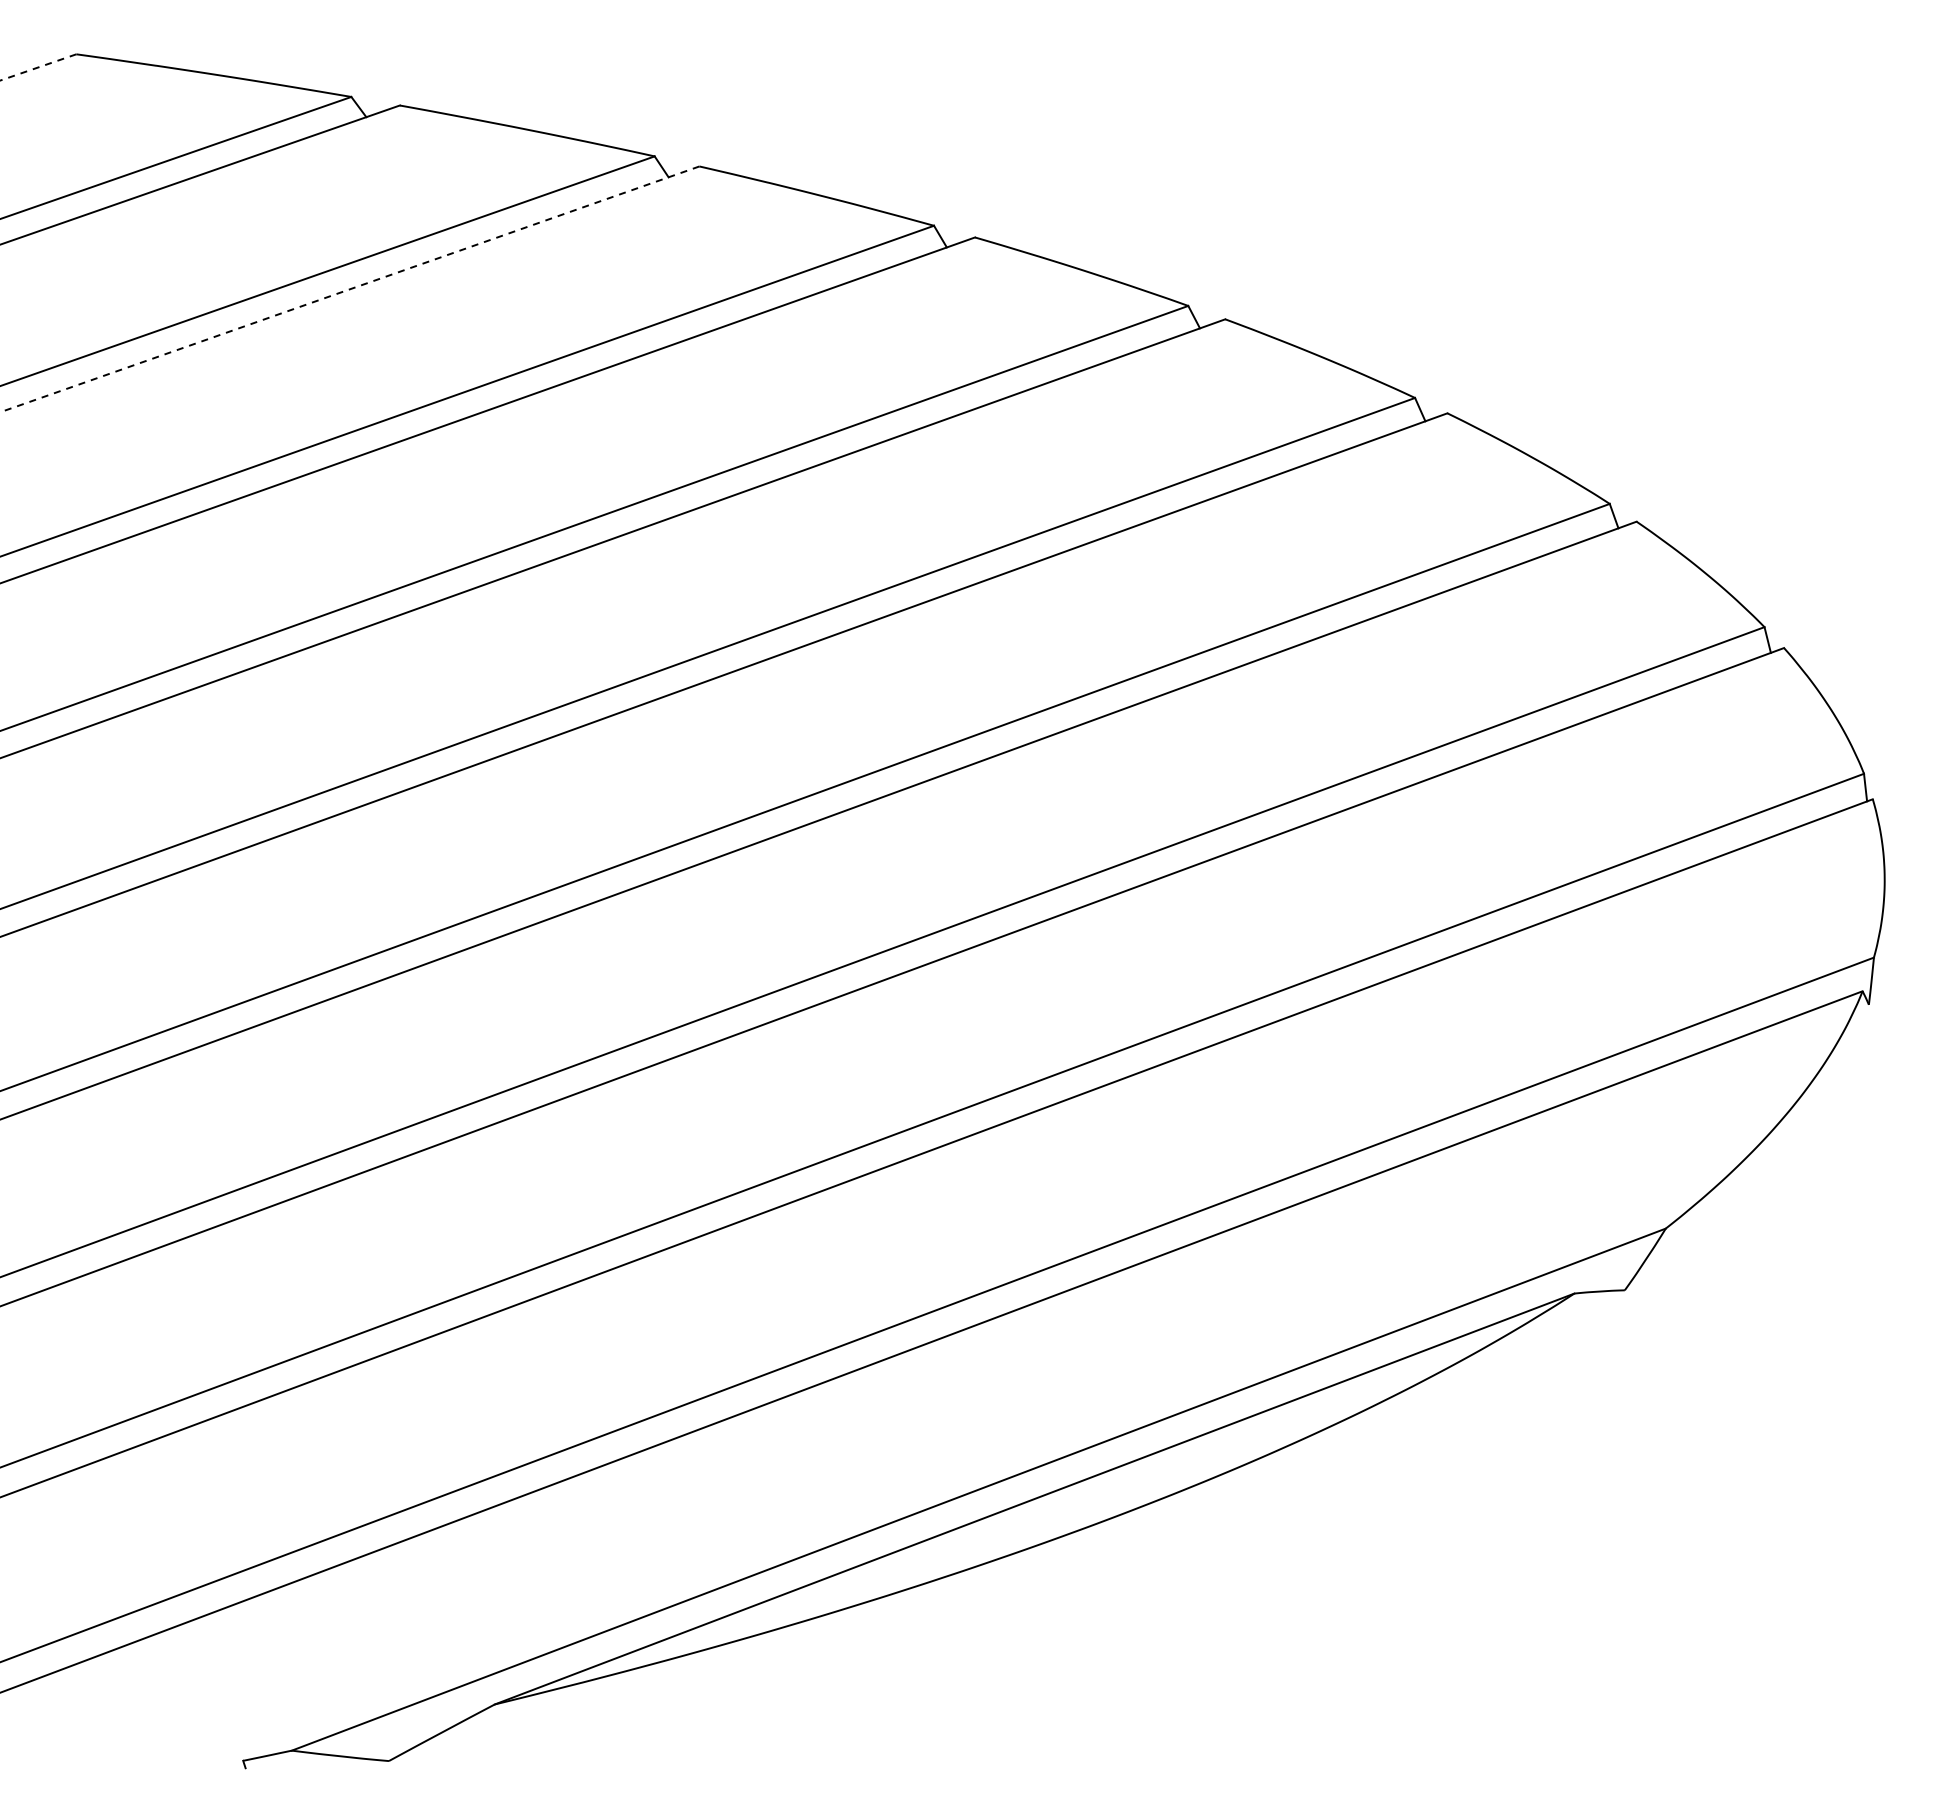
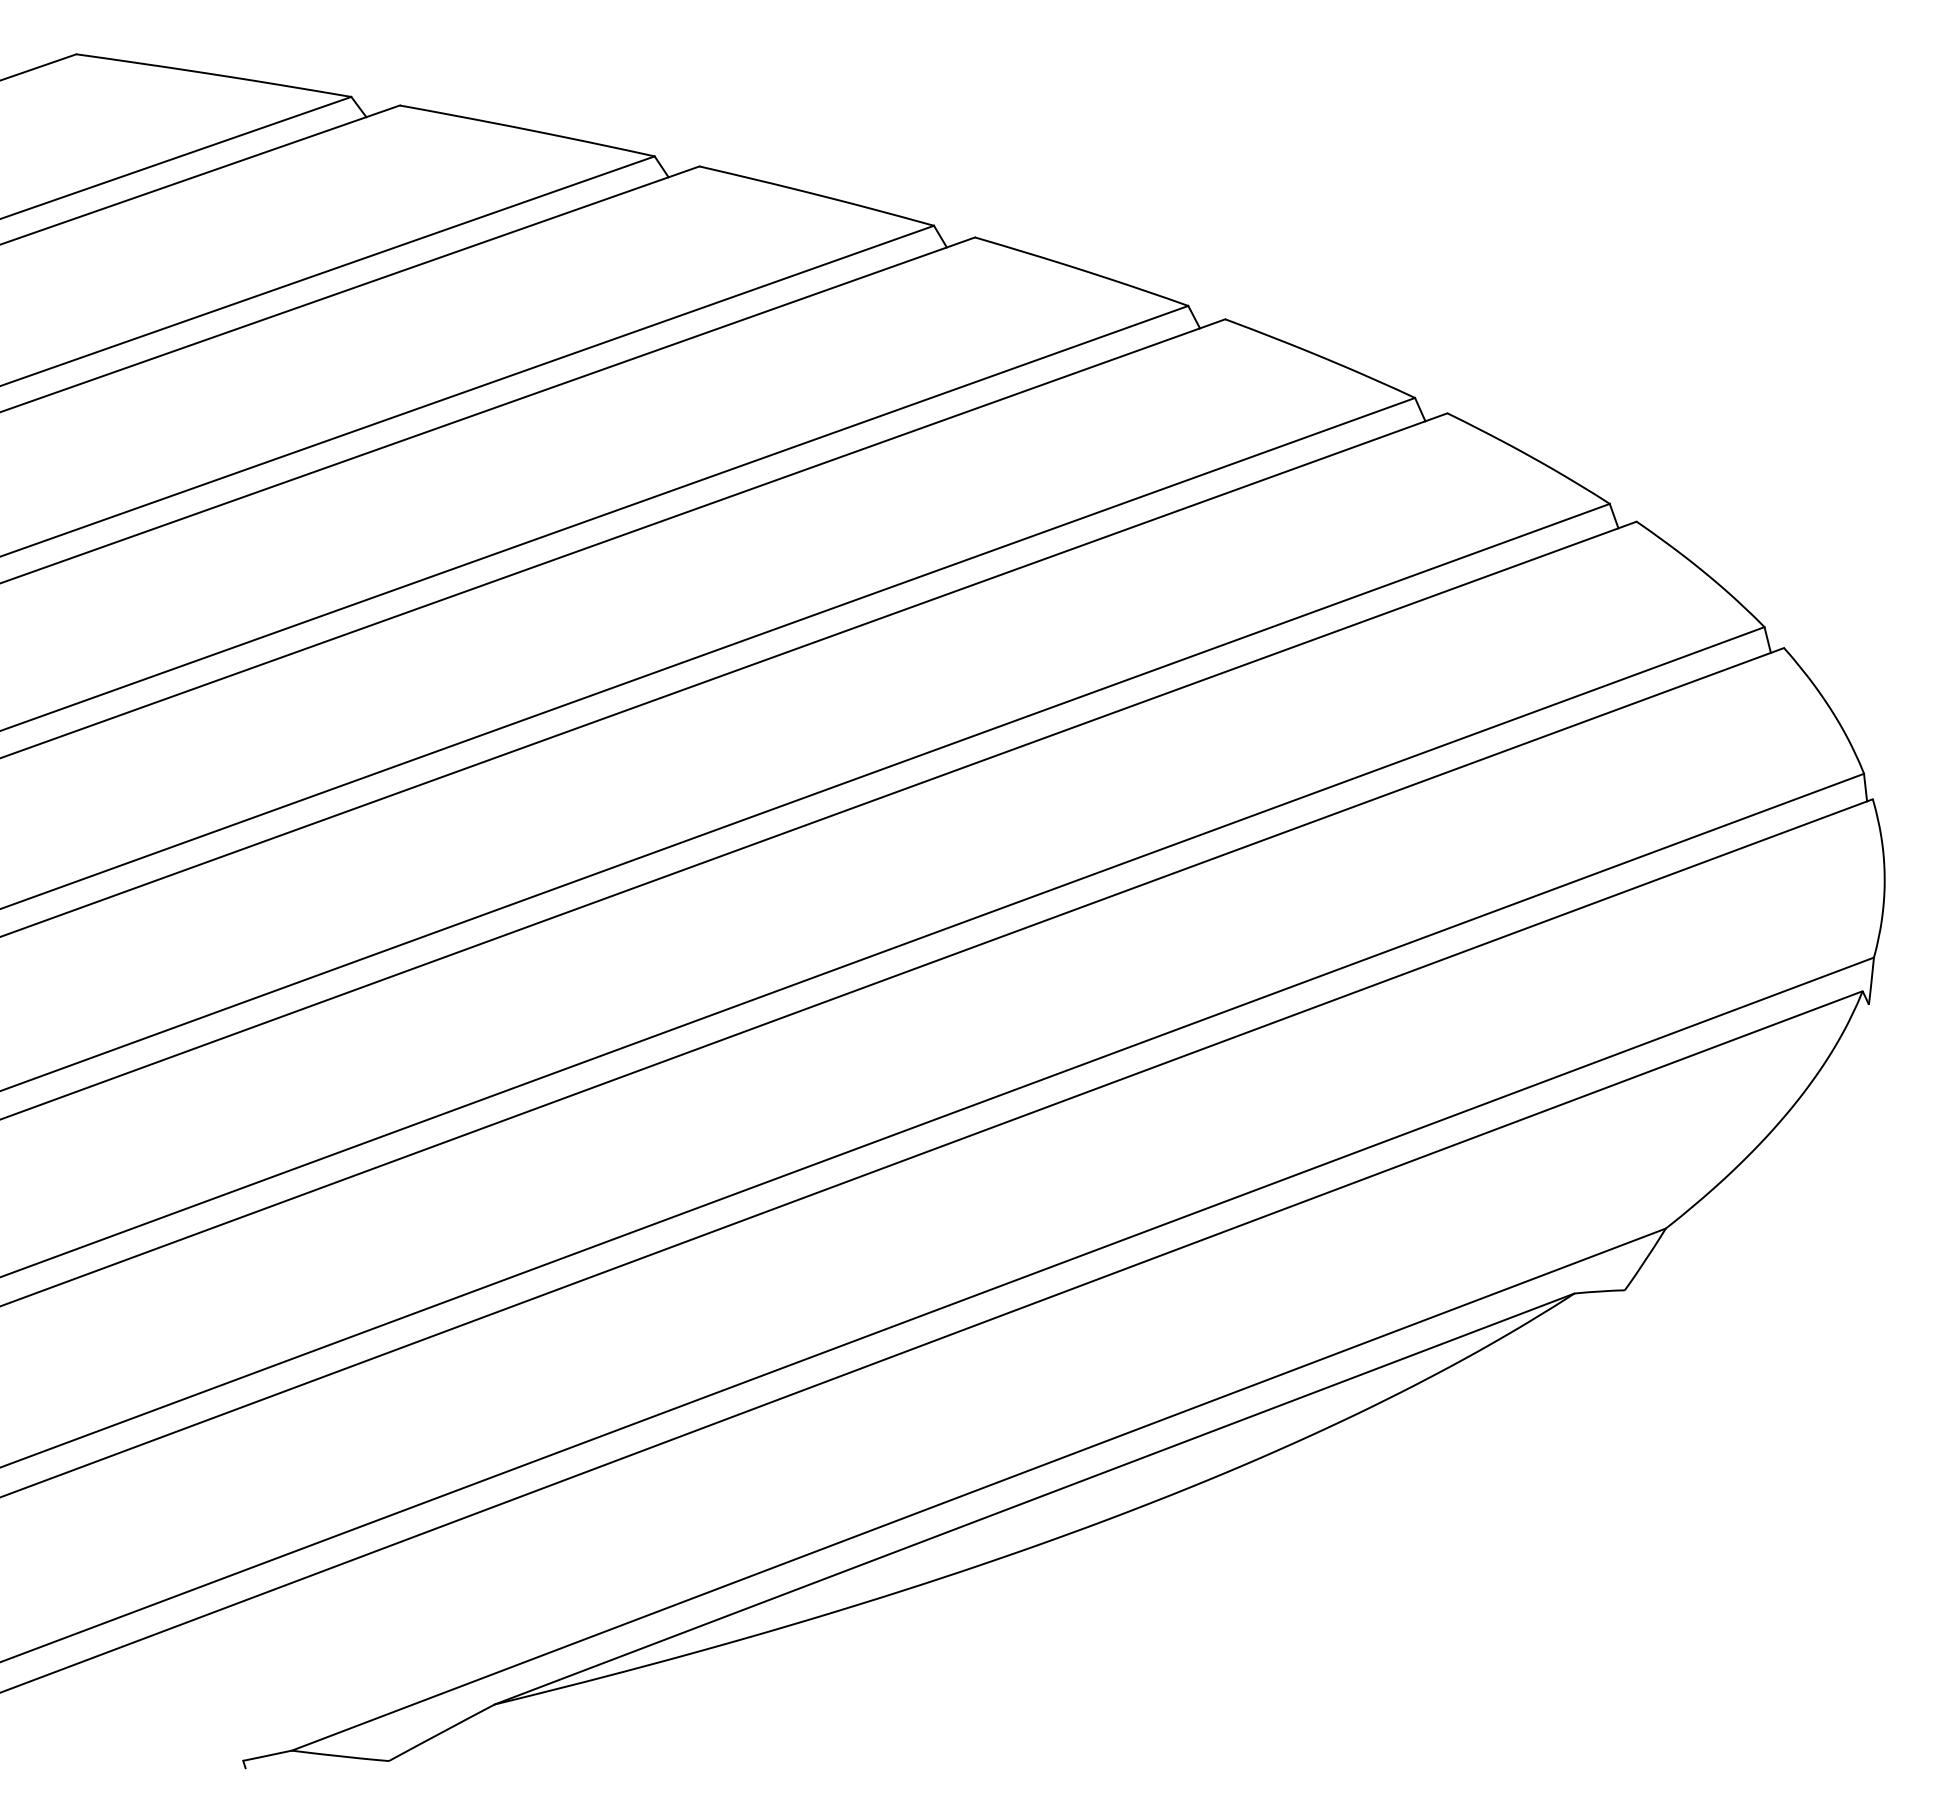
line: dashed -> solid (38, 67)
line: dashed -> solid (349, 289)
